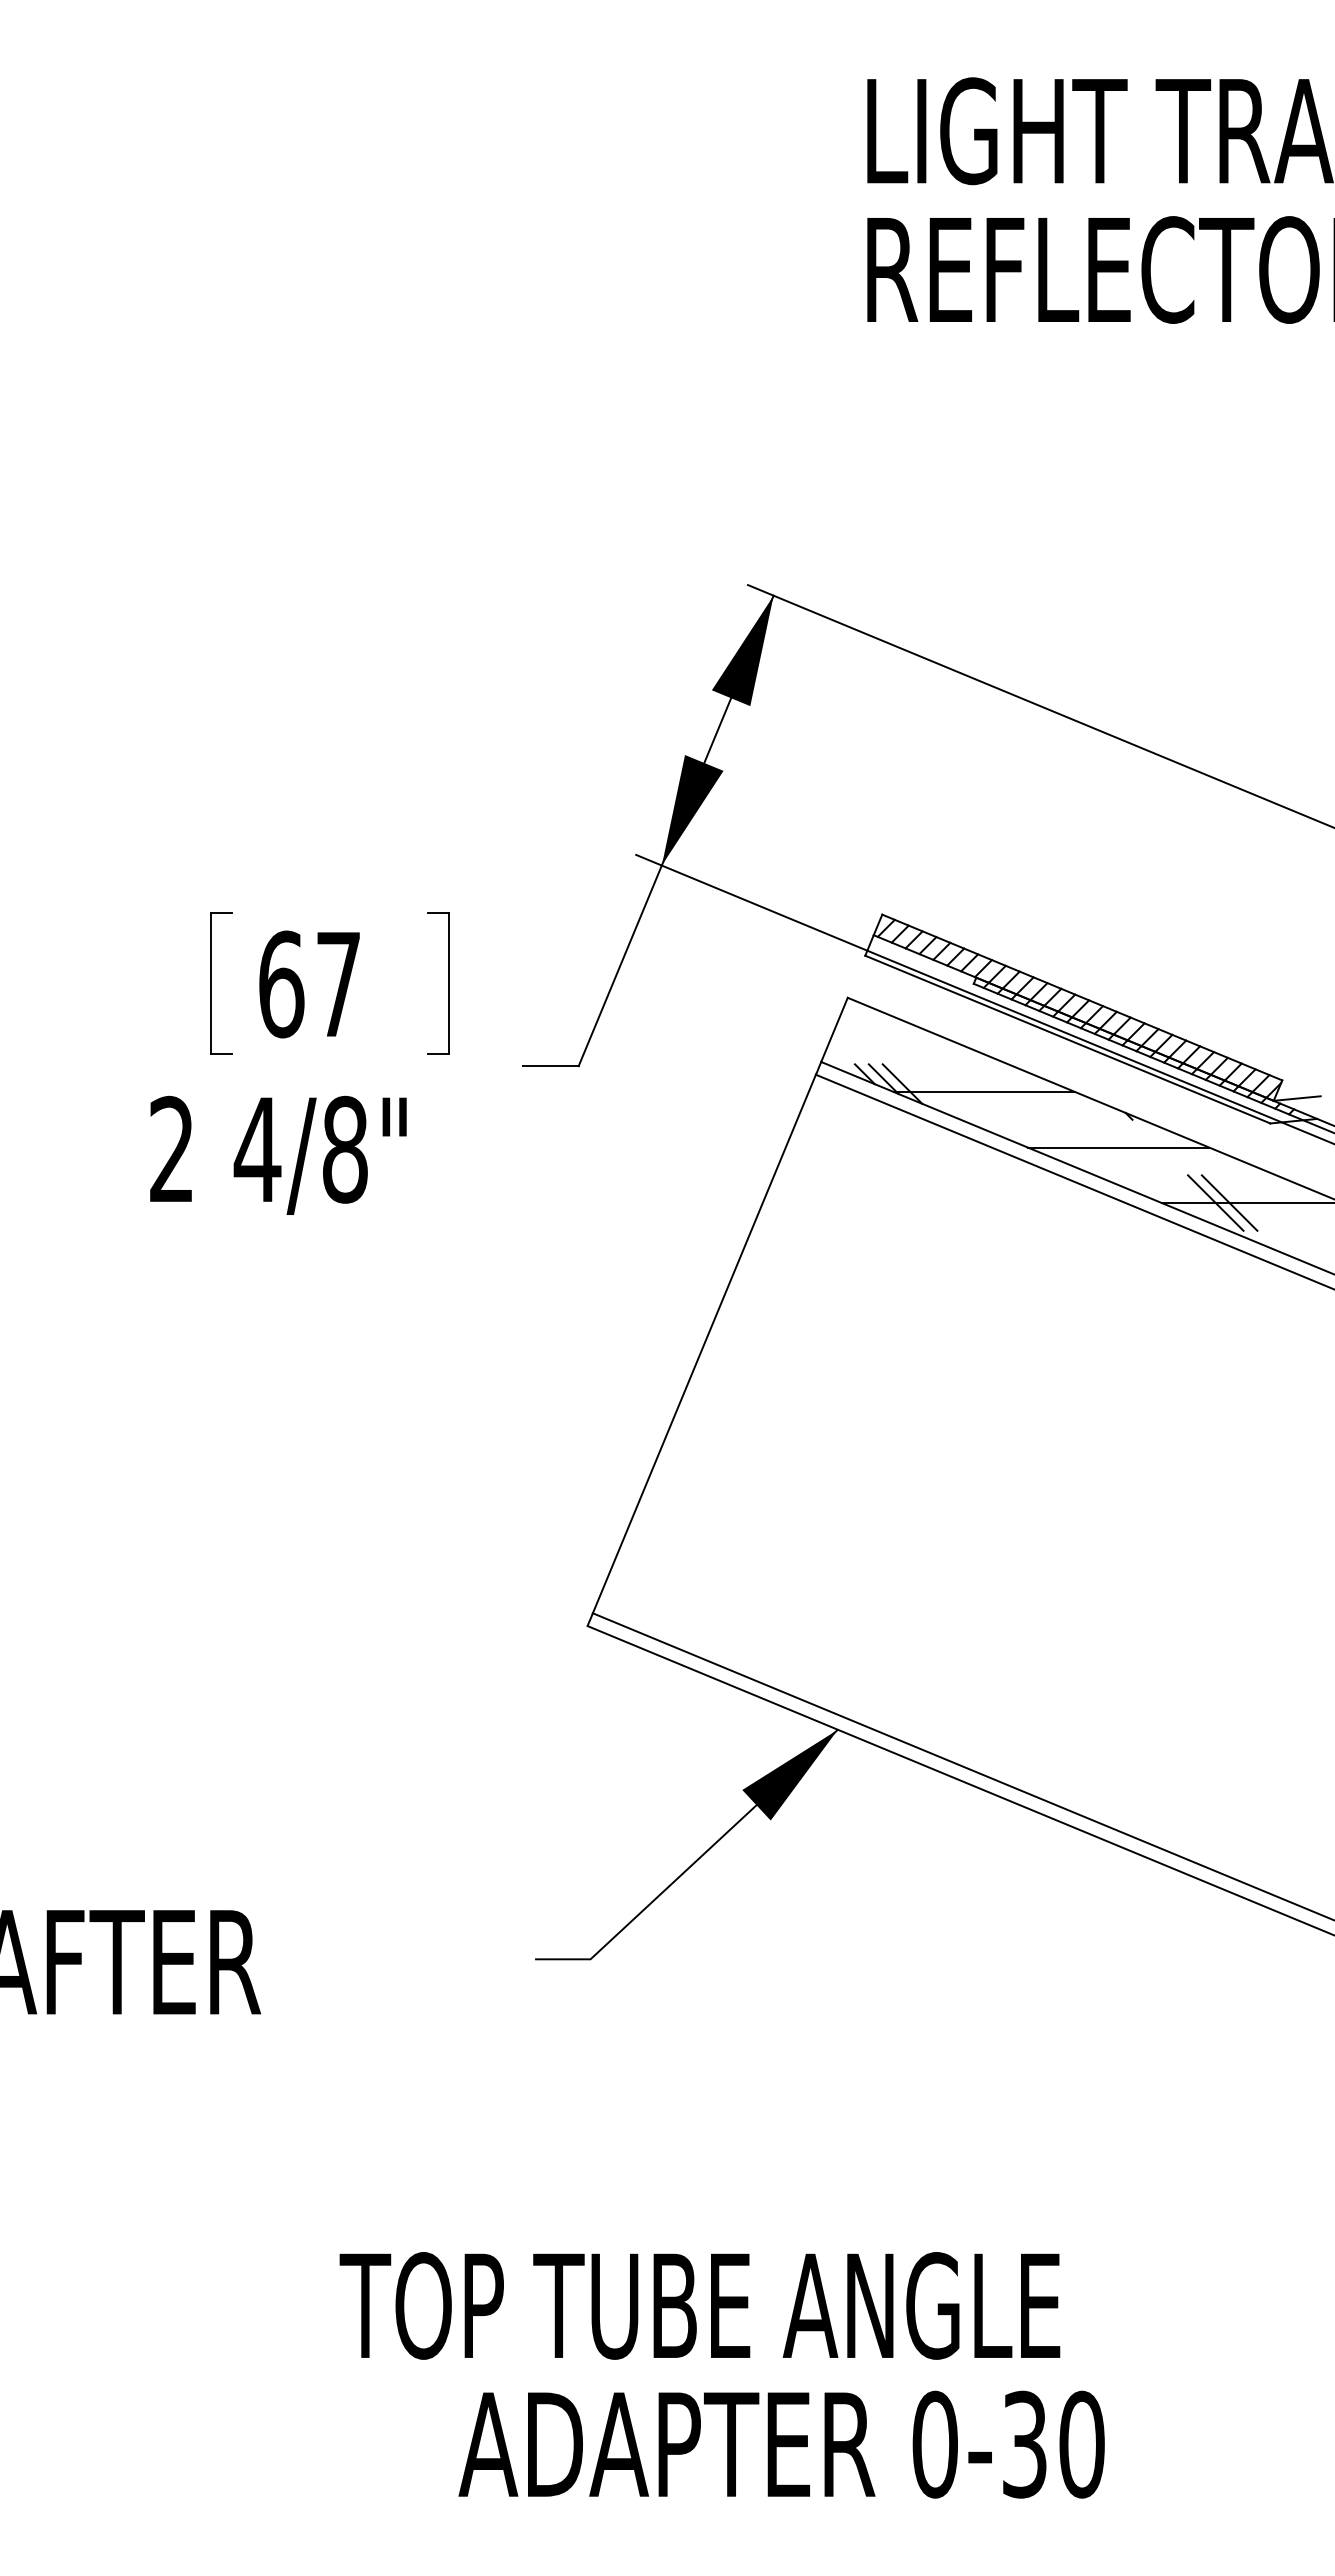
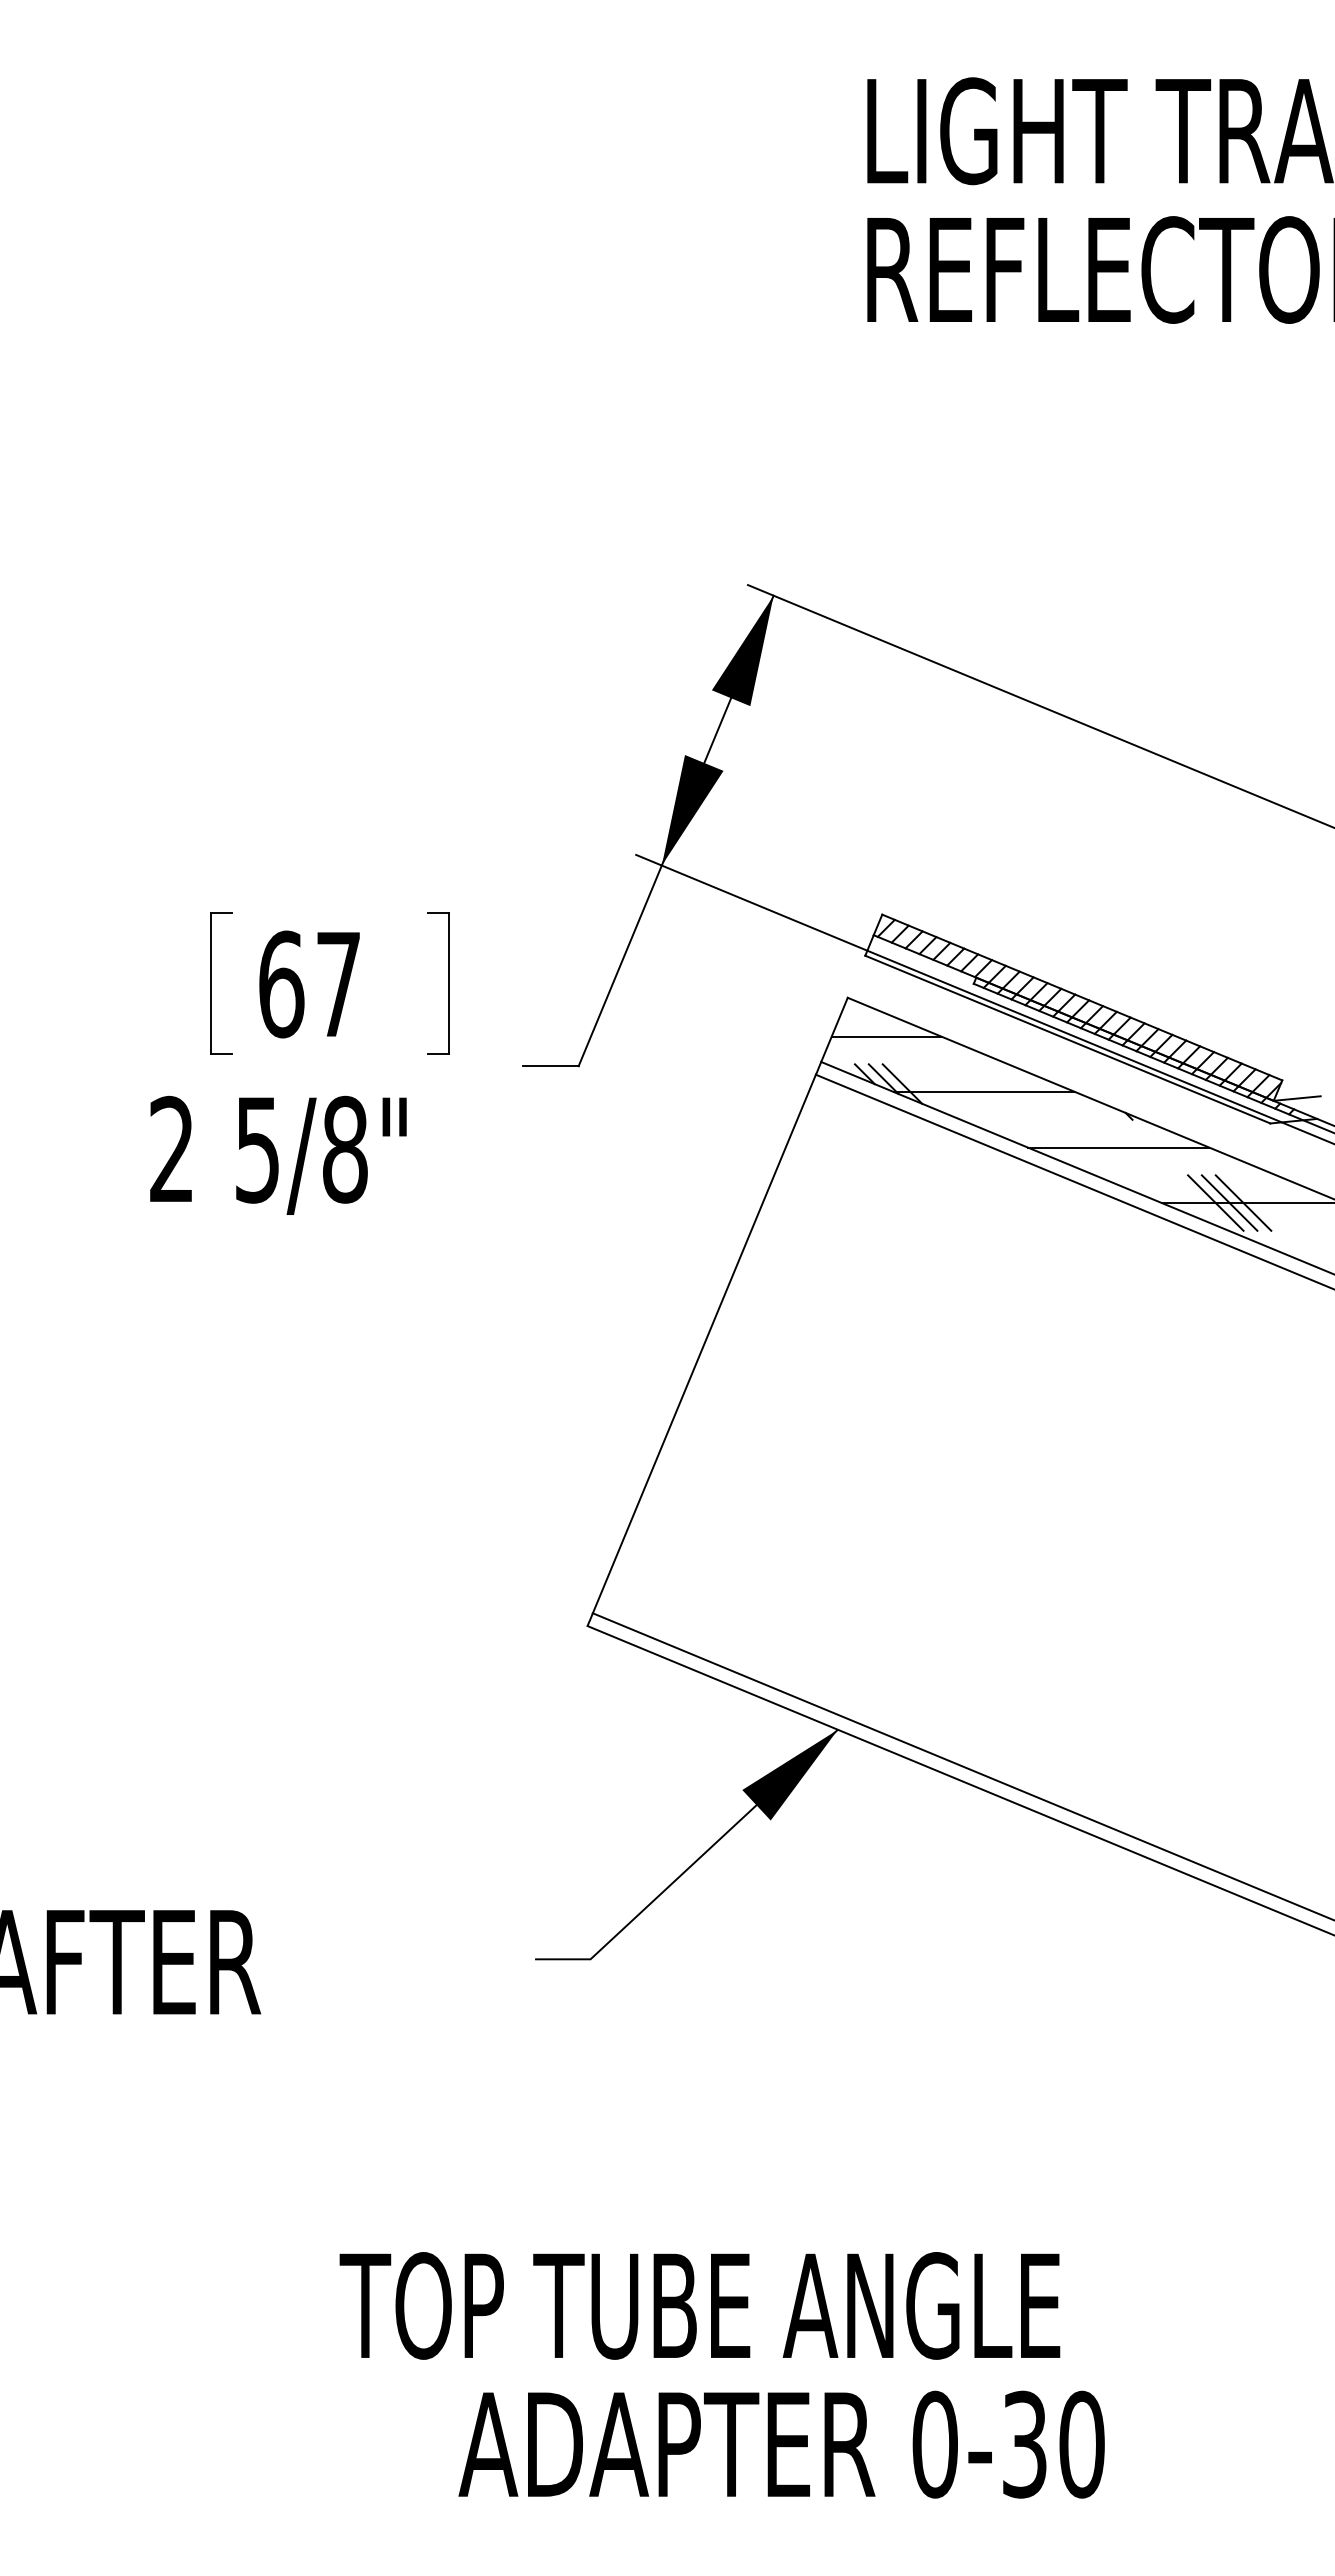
line: none -> present (886, 1036)
text: 4/8" -> 5/8" (257, 1150)
line: none -> present (1243, 1202)
